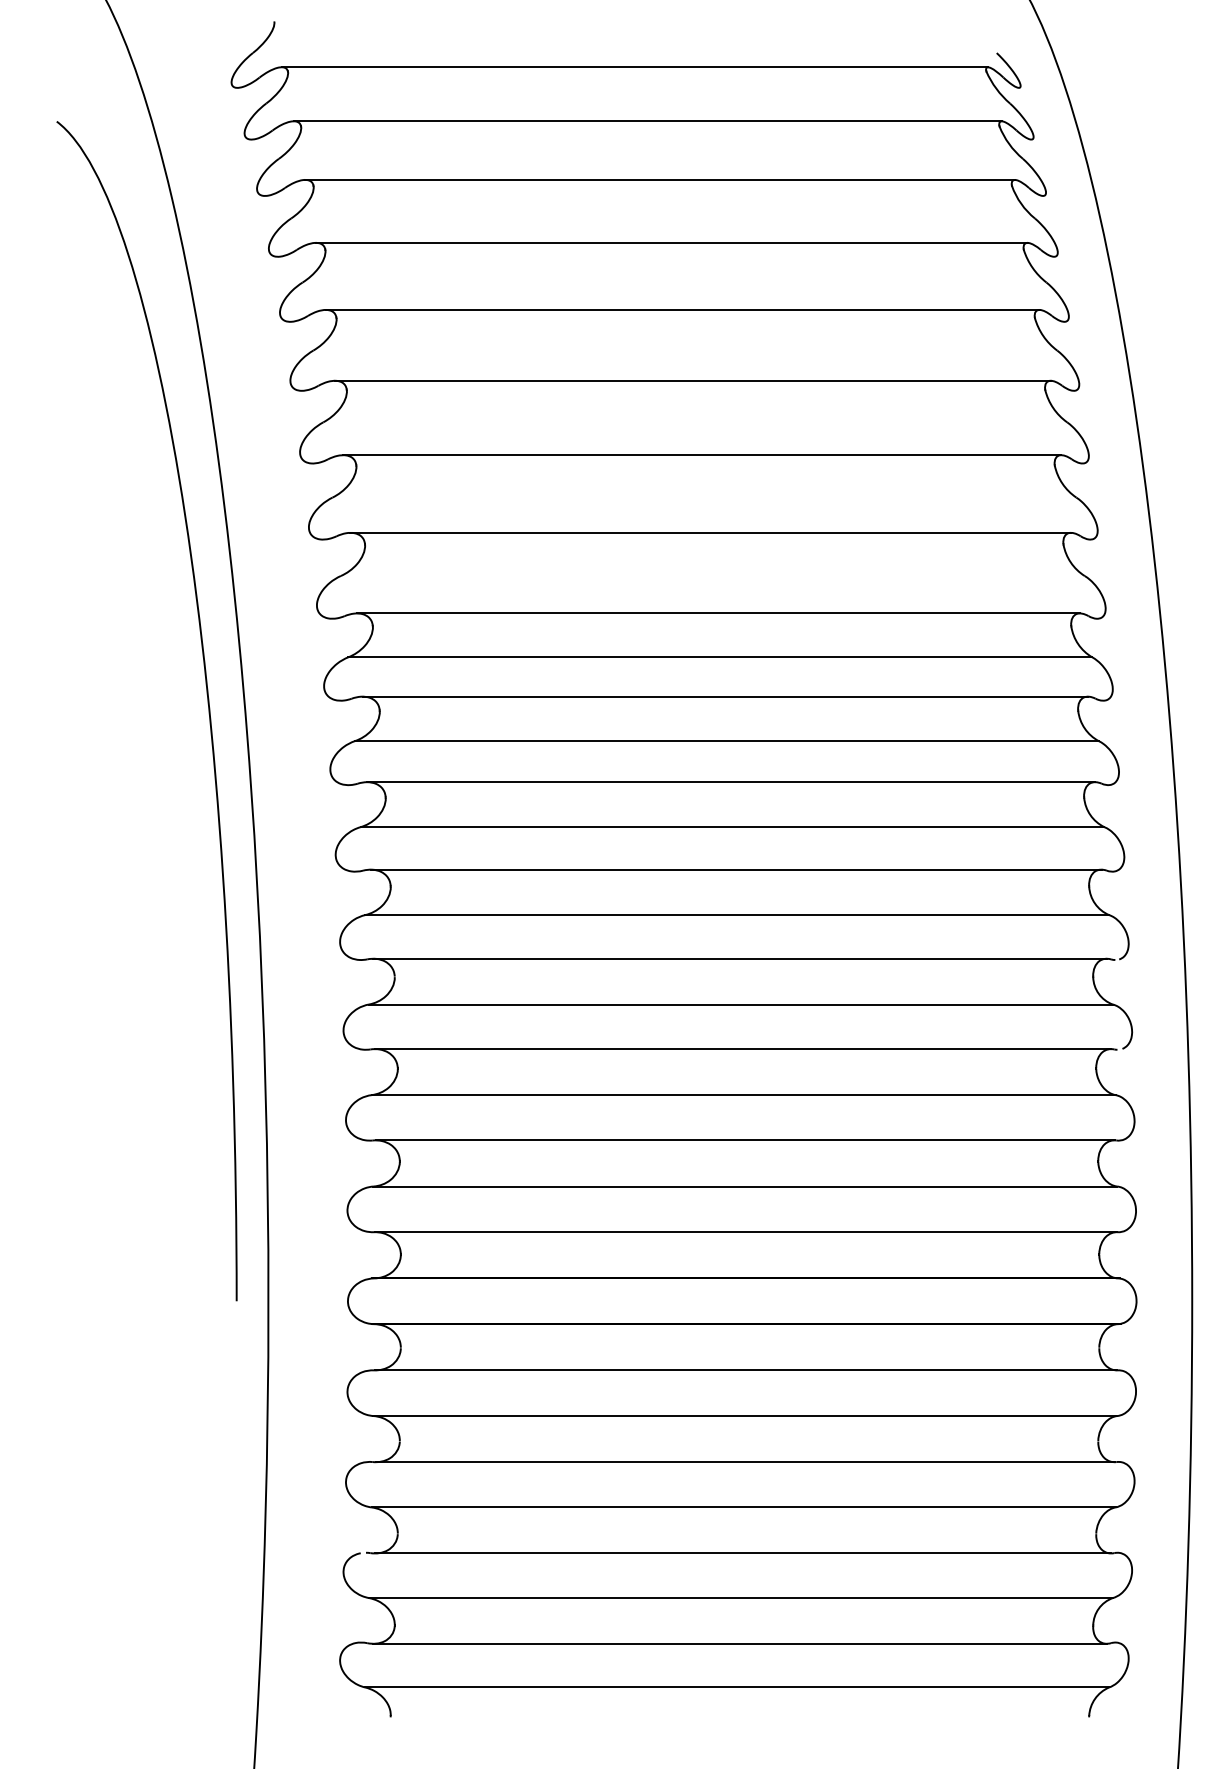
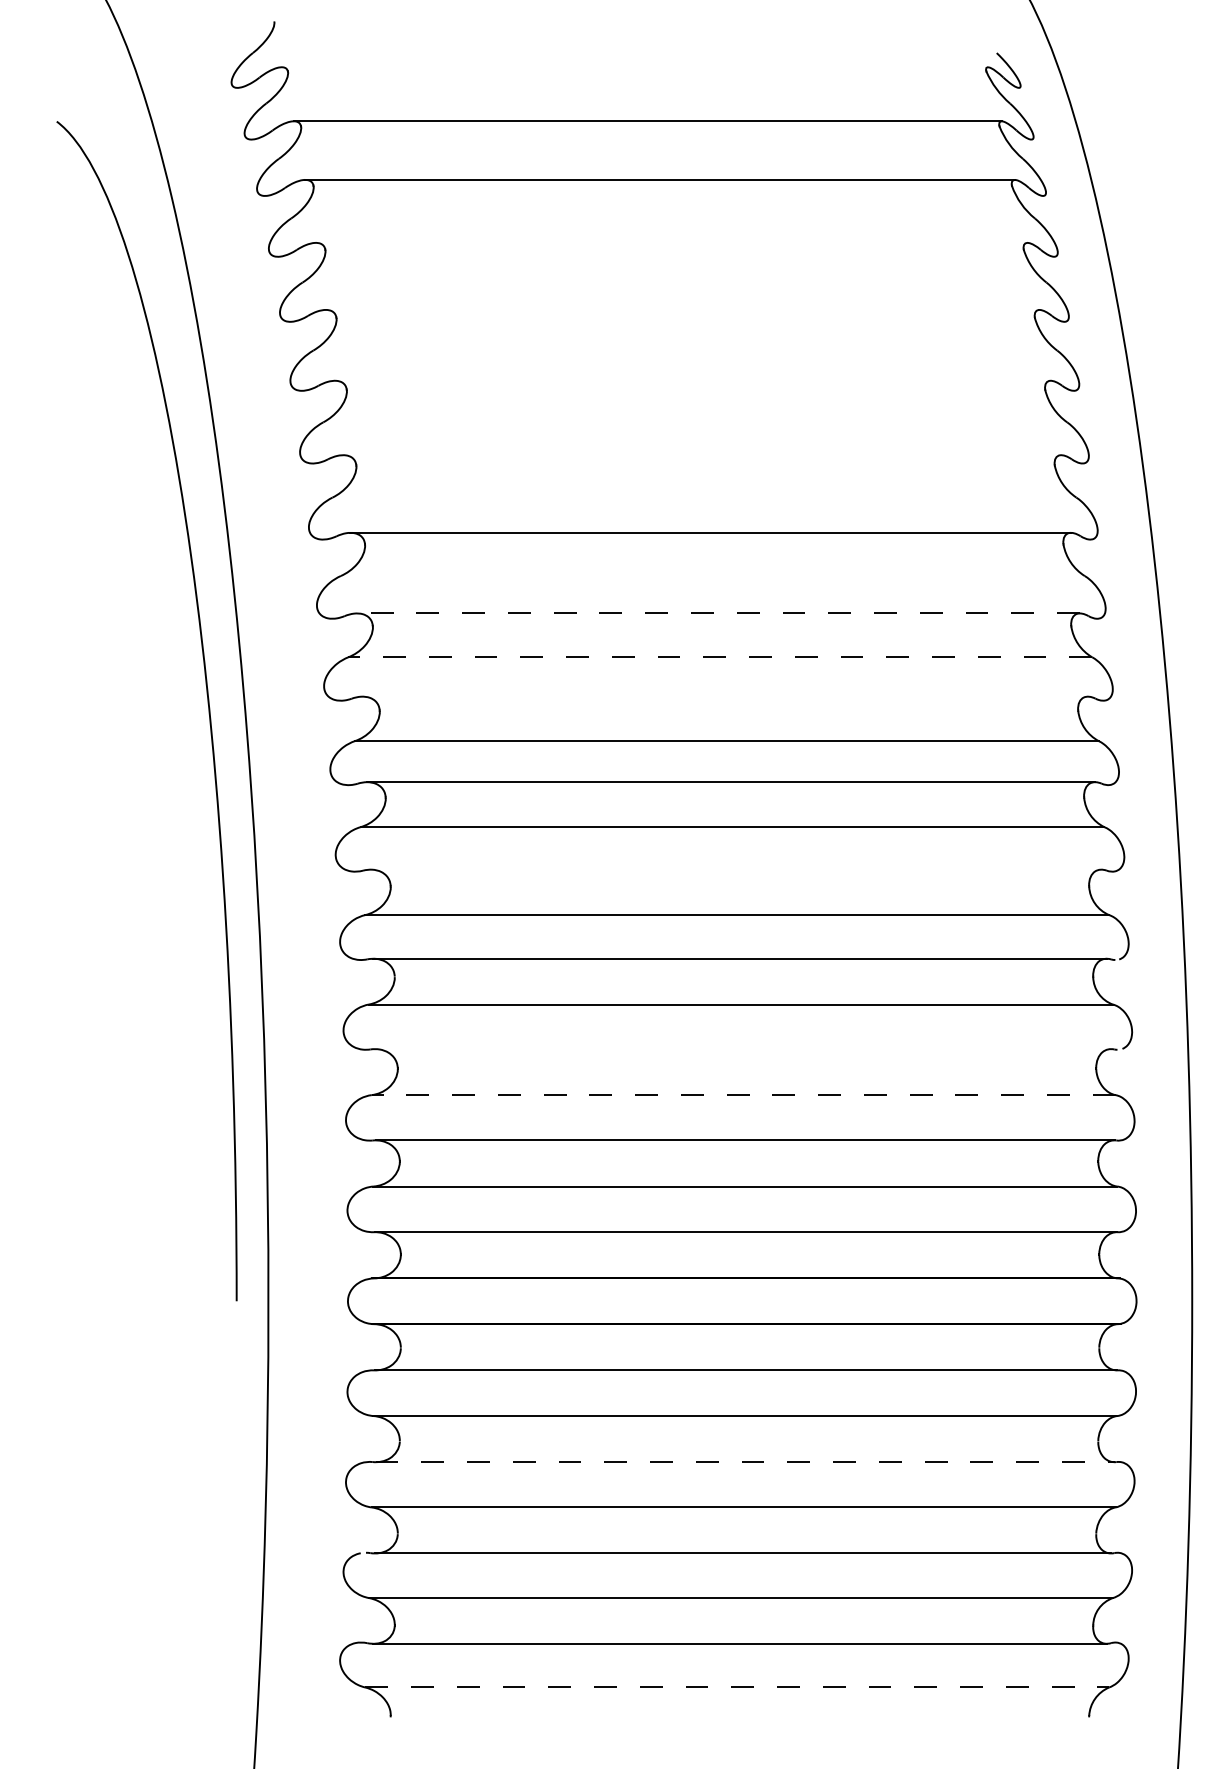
line: present -> none (634, 67)
line: present -> none (671, 242)
line: present -> none (682, 309)
line: present -> none (692, 380)
line: present -> none (702, 455)
line: solid -> dashed (717, 613)
line: solid -> dashed (720, 657)
line: present -> none (725, 696)
line: present -> none (735, 869)
line: present -> none (742, 1049)
line: solid -> dashed (743, 1095)
line: solid -> dashed (745, 1462)
line: solid -> dashed (737, 1687)
